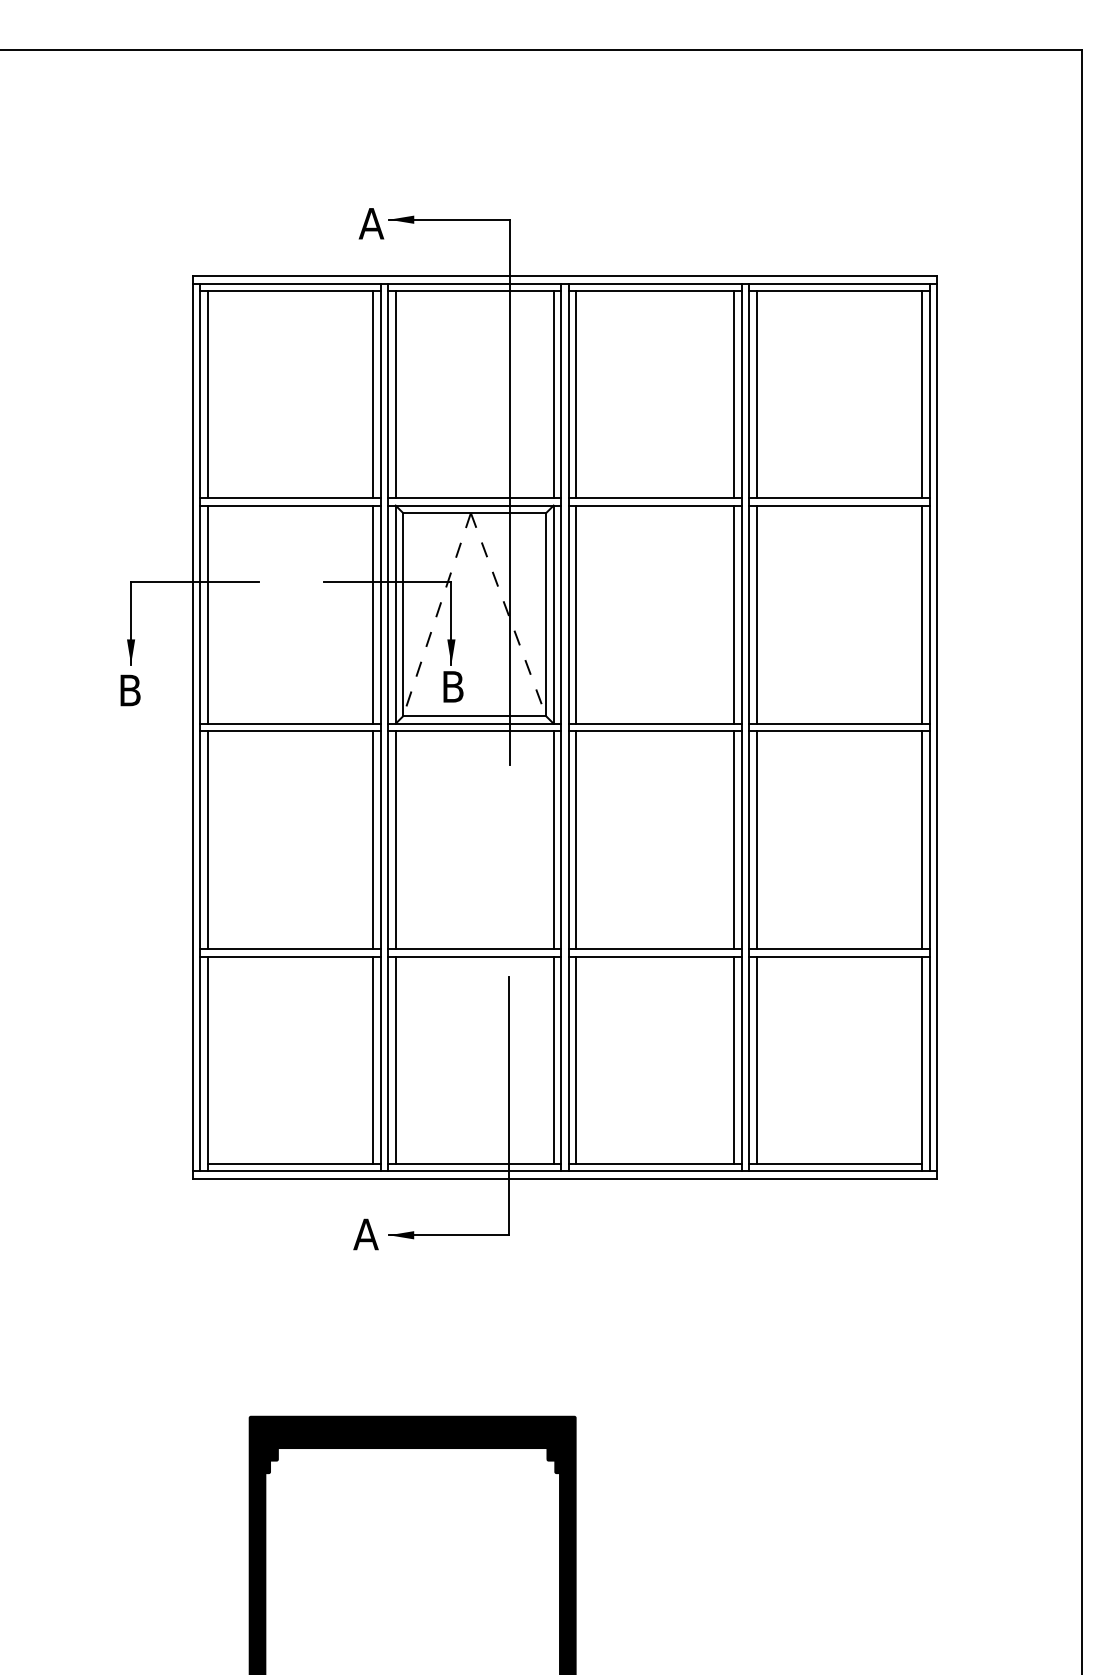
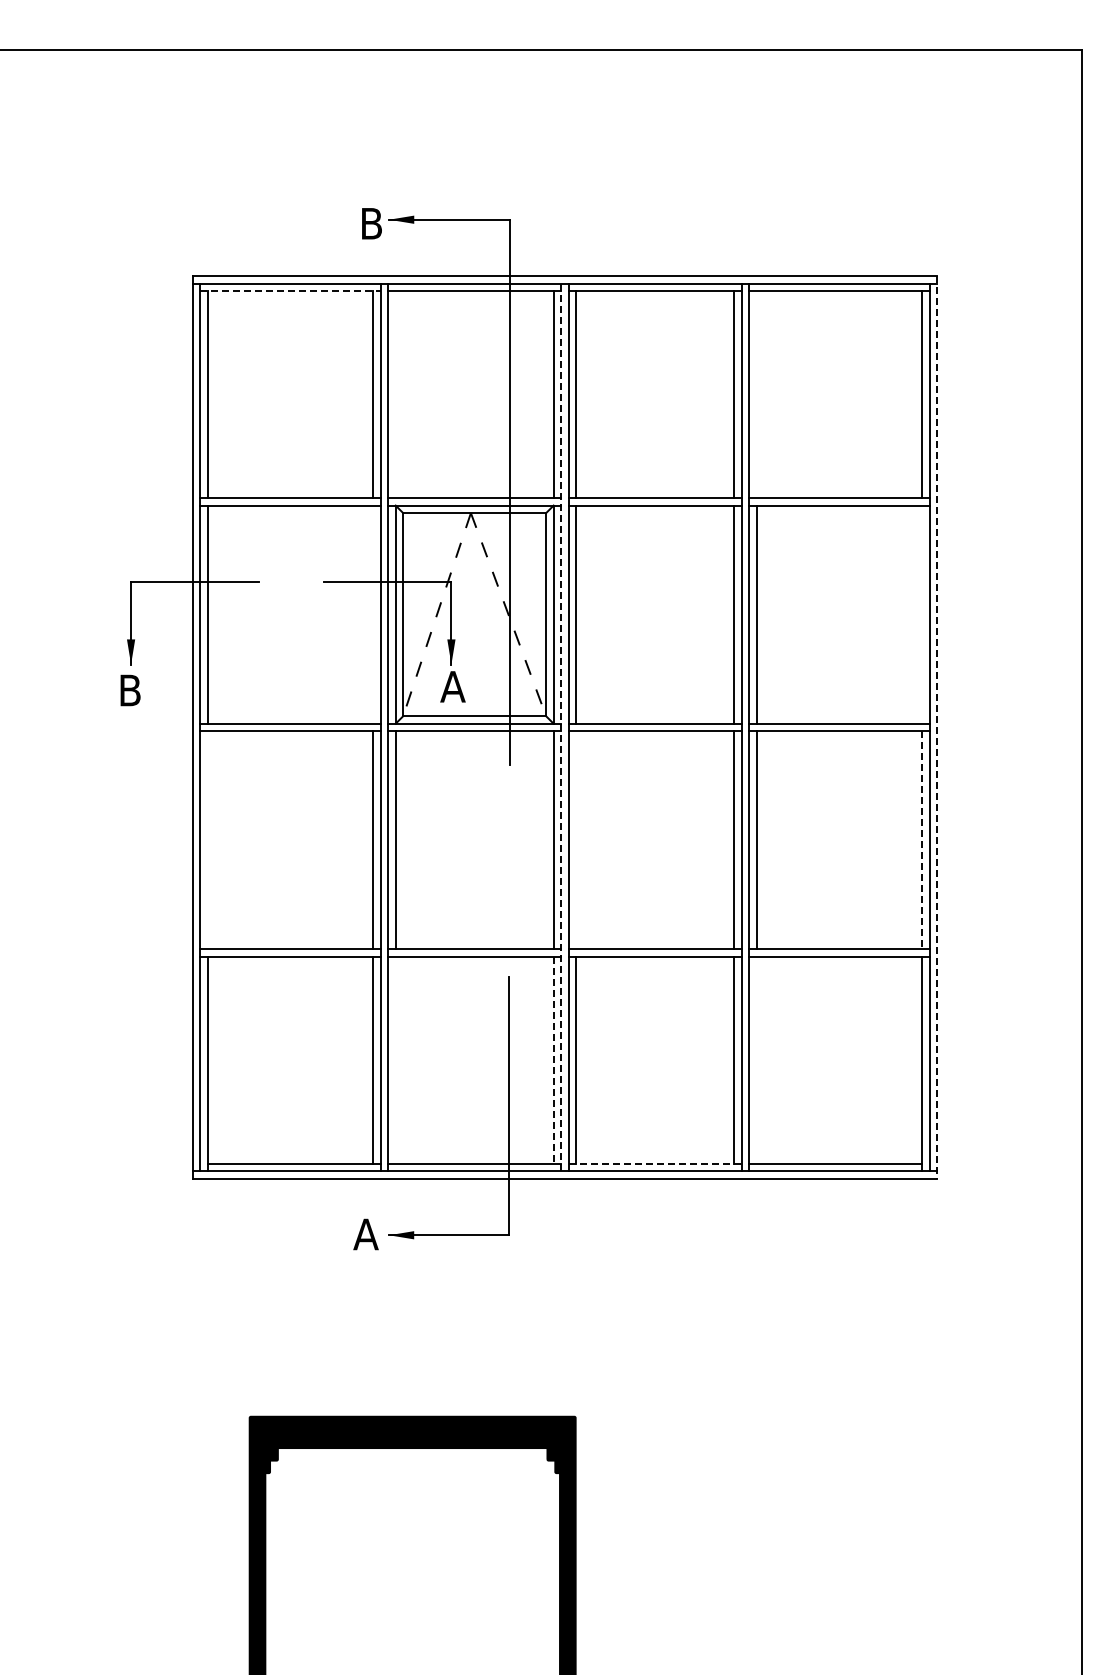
text: A -> B (371, 223)
line: solid -> dashed (290, 291)
line: present -> none (395, 394)
line: present -> none (756, 394)
line: present -> none (373, 614)
line: present -> none (922, 614)
text: B -> A (452, 686)
line: solid -> dashed (561, 727)
line: solid -> dashed (937, 728)
line: present -> none (207, 840)
line: present -> none (576, 840)
line: solid -> dashed (922, 840)
line: present -> none (395, 1059)
line: present -> none (756, 1059)
line: solid -> dashed (553, 1060)
line: solid -> dashed (655, 1163)
